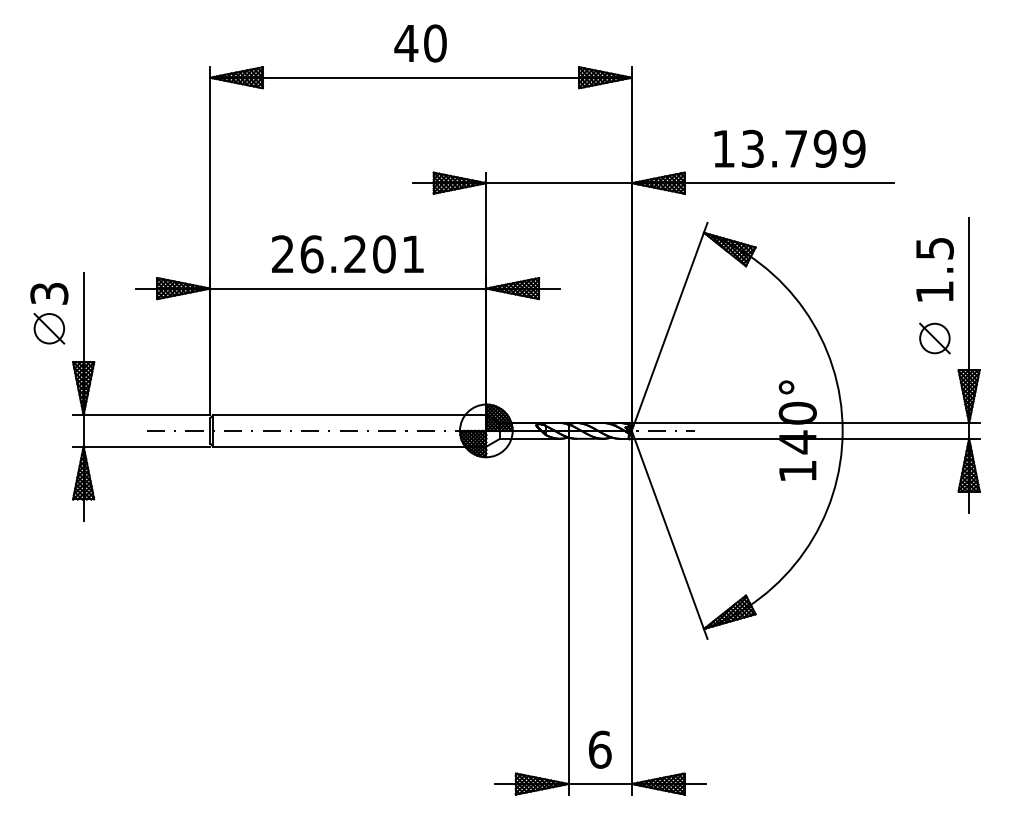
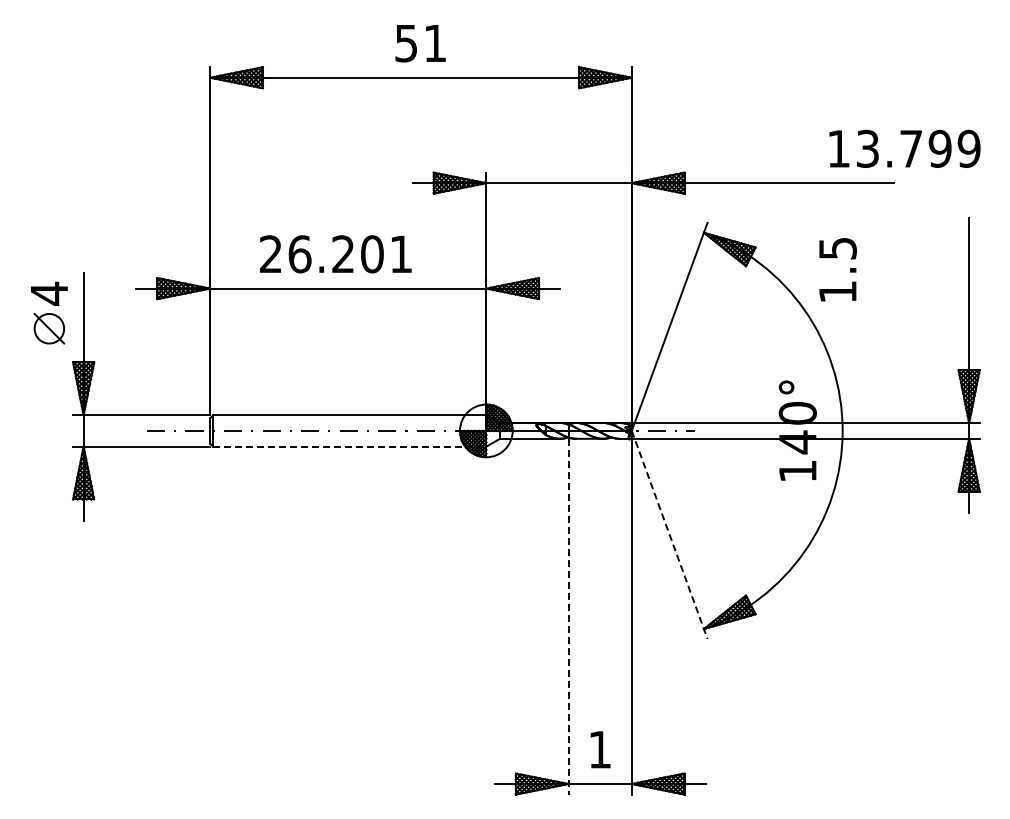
text: 40 -> 51 (420, 43)
text position: (789, 148) -> (904, 148) (904, 148)
text position: (347, 254) -> (335, 254) (335, 254)
text position: (934, 269) -> (837, 269) (837, 269)
text: 3 -> 4 (49, 293)
part: present -> none (934, 338)
line: solid -> dashed (349, 446)
line: solid -> dashed (669, 534)
line: solid -> dashed (568, 616)
text: 6 -> 1 (600, 749)
